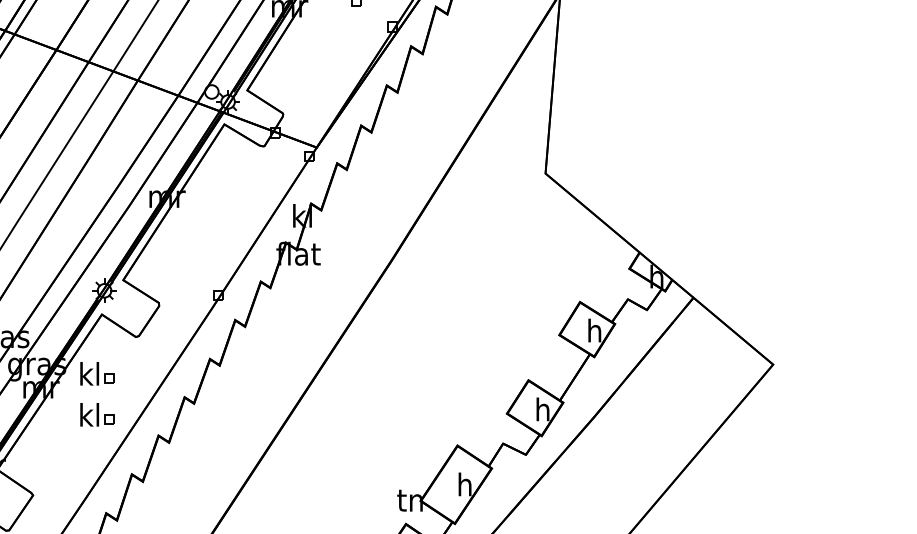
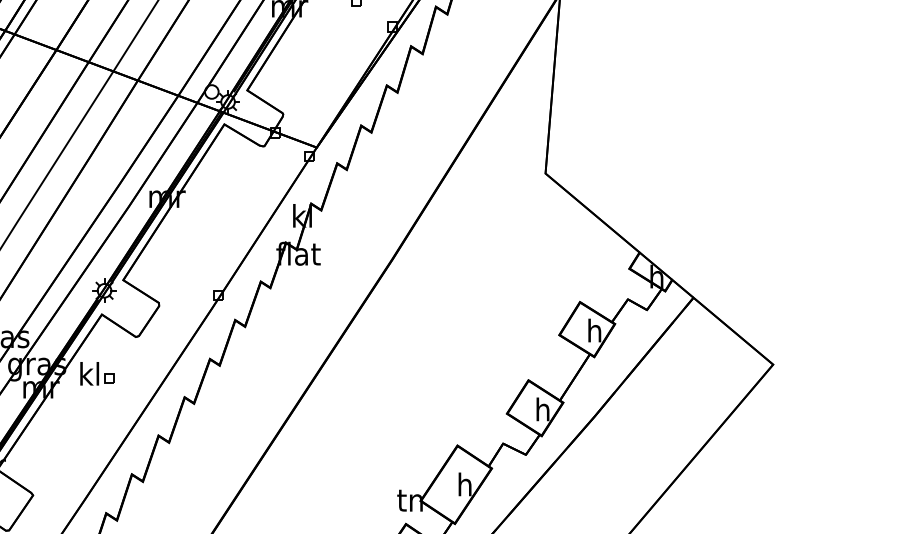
part: present -> none (97, 414)
